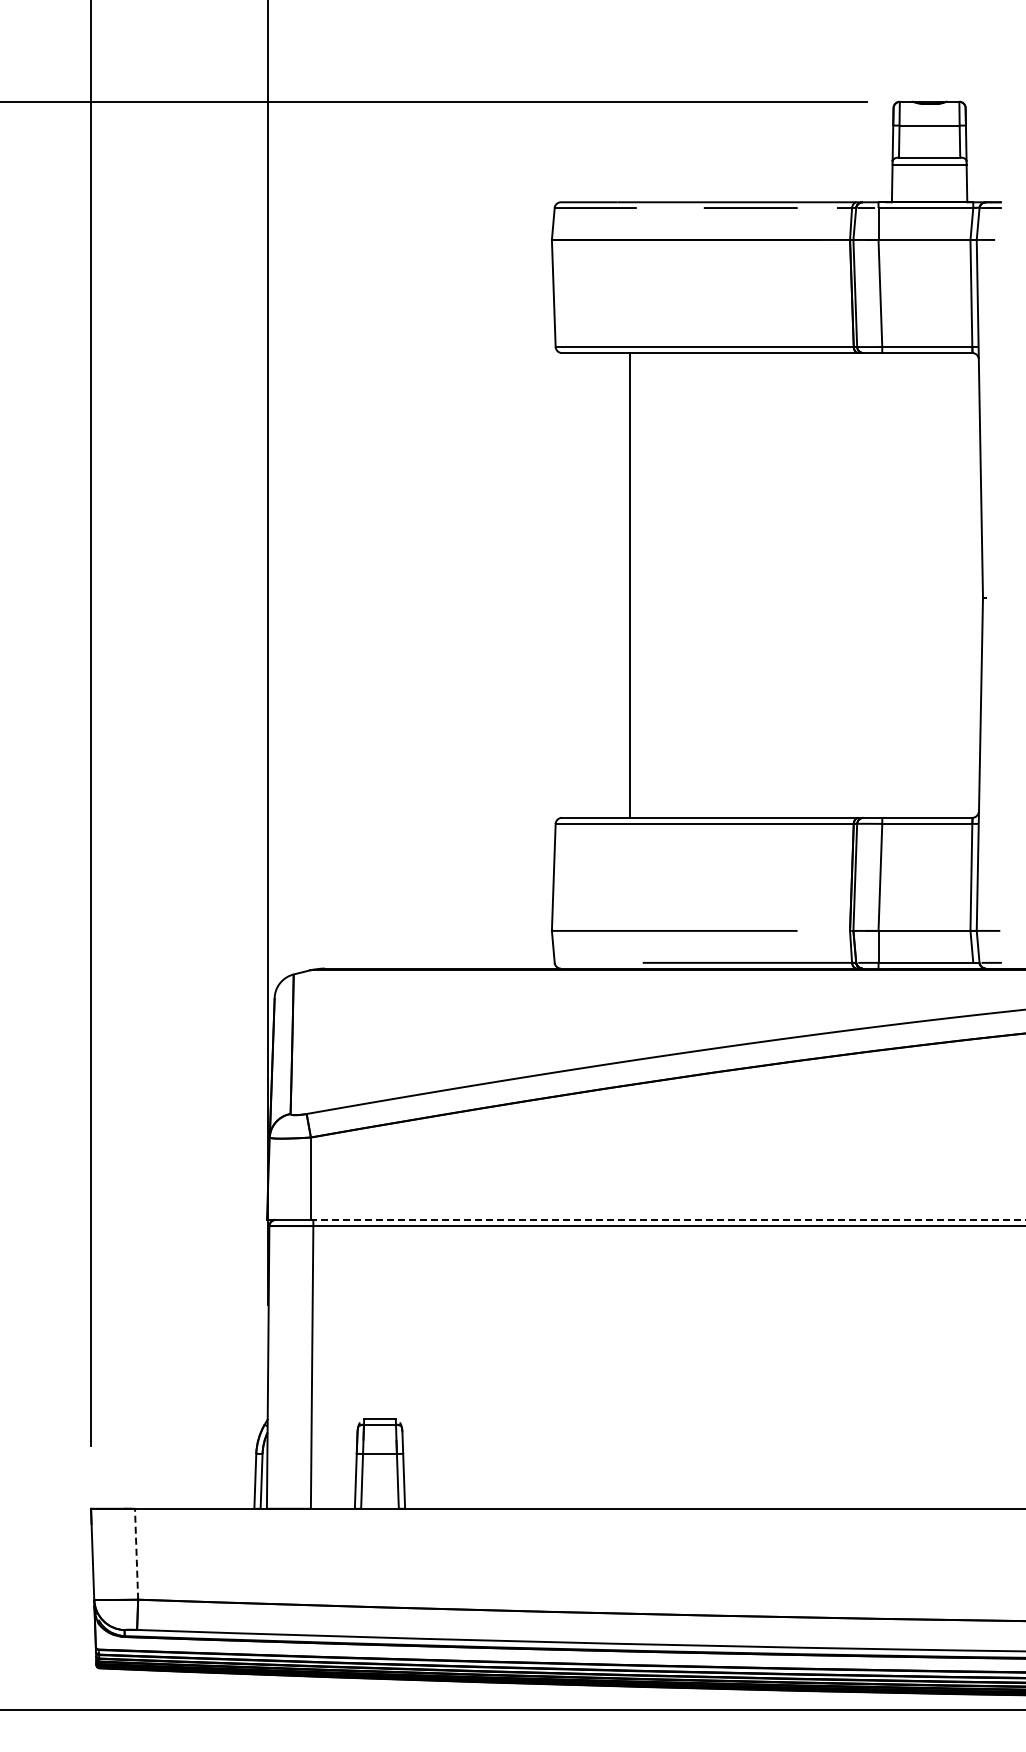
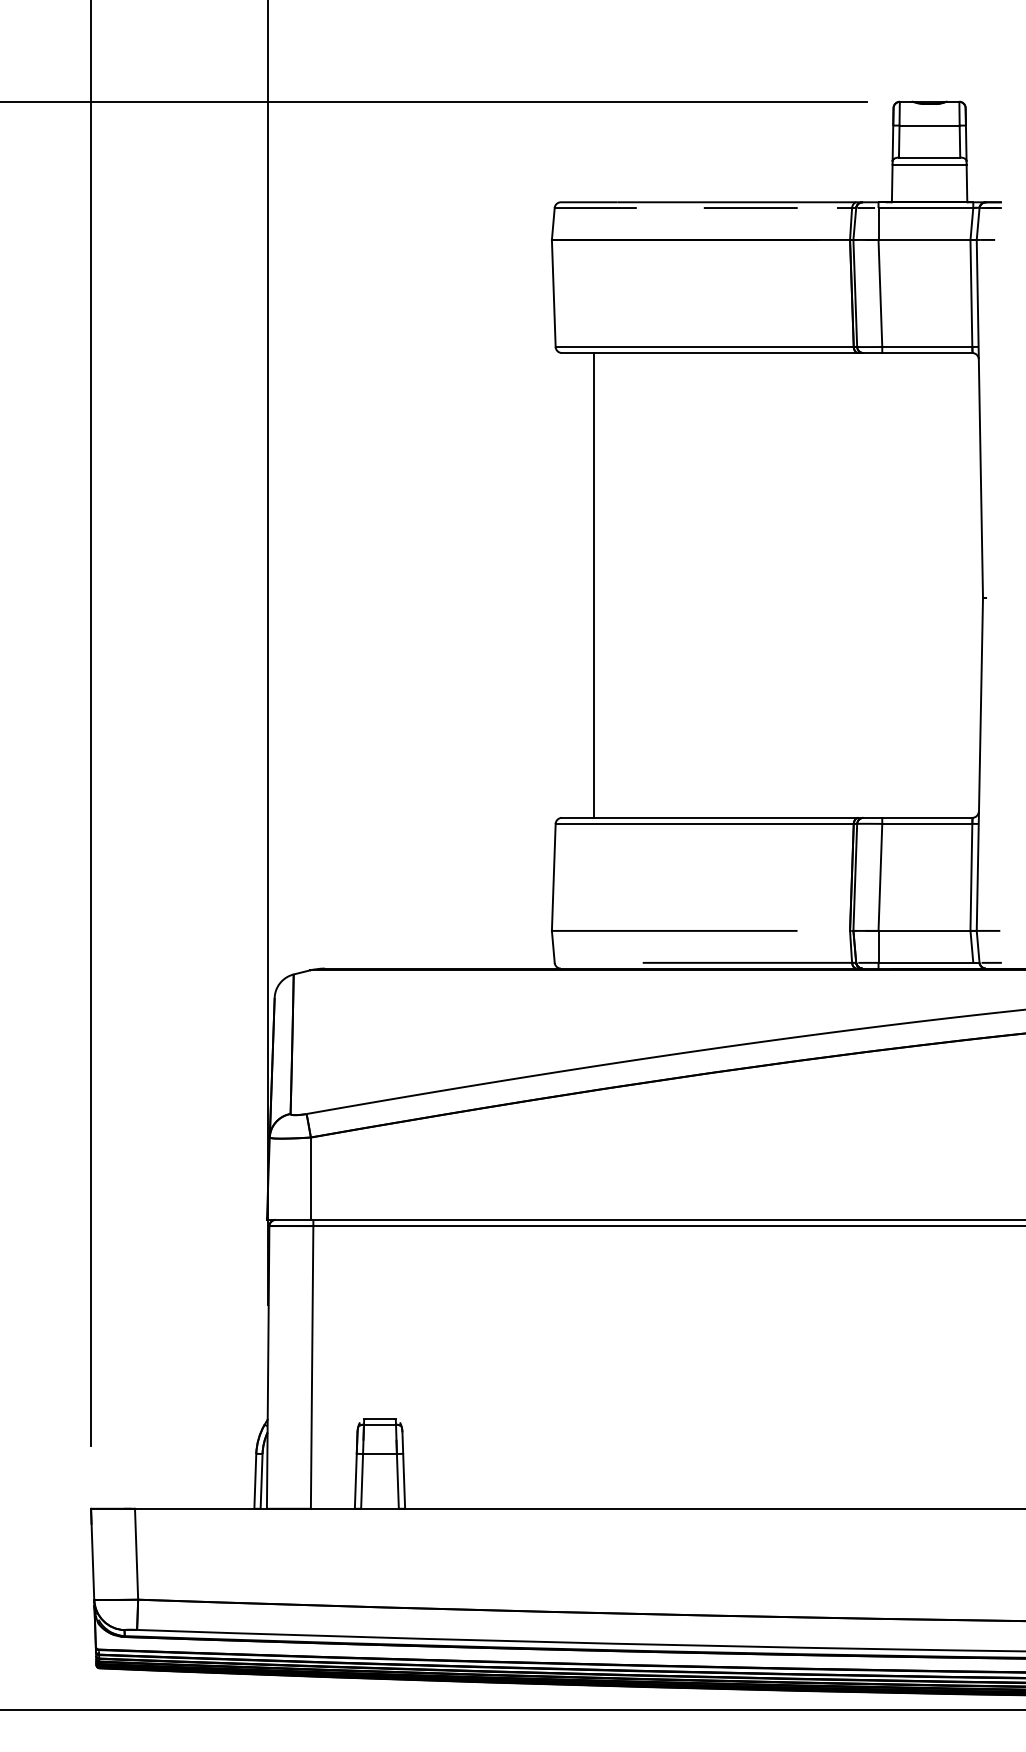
line position: (629, 585) -> (593, 585) (593, 585)
line: dashed -> solid (667, 1219)
line: dashed -> solid (136, 1553)
